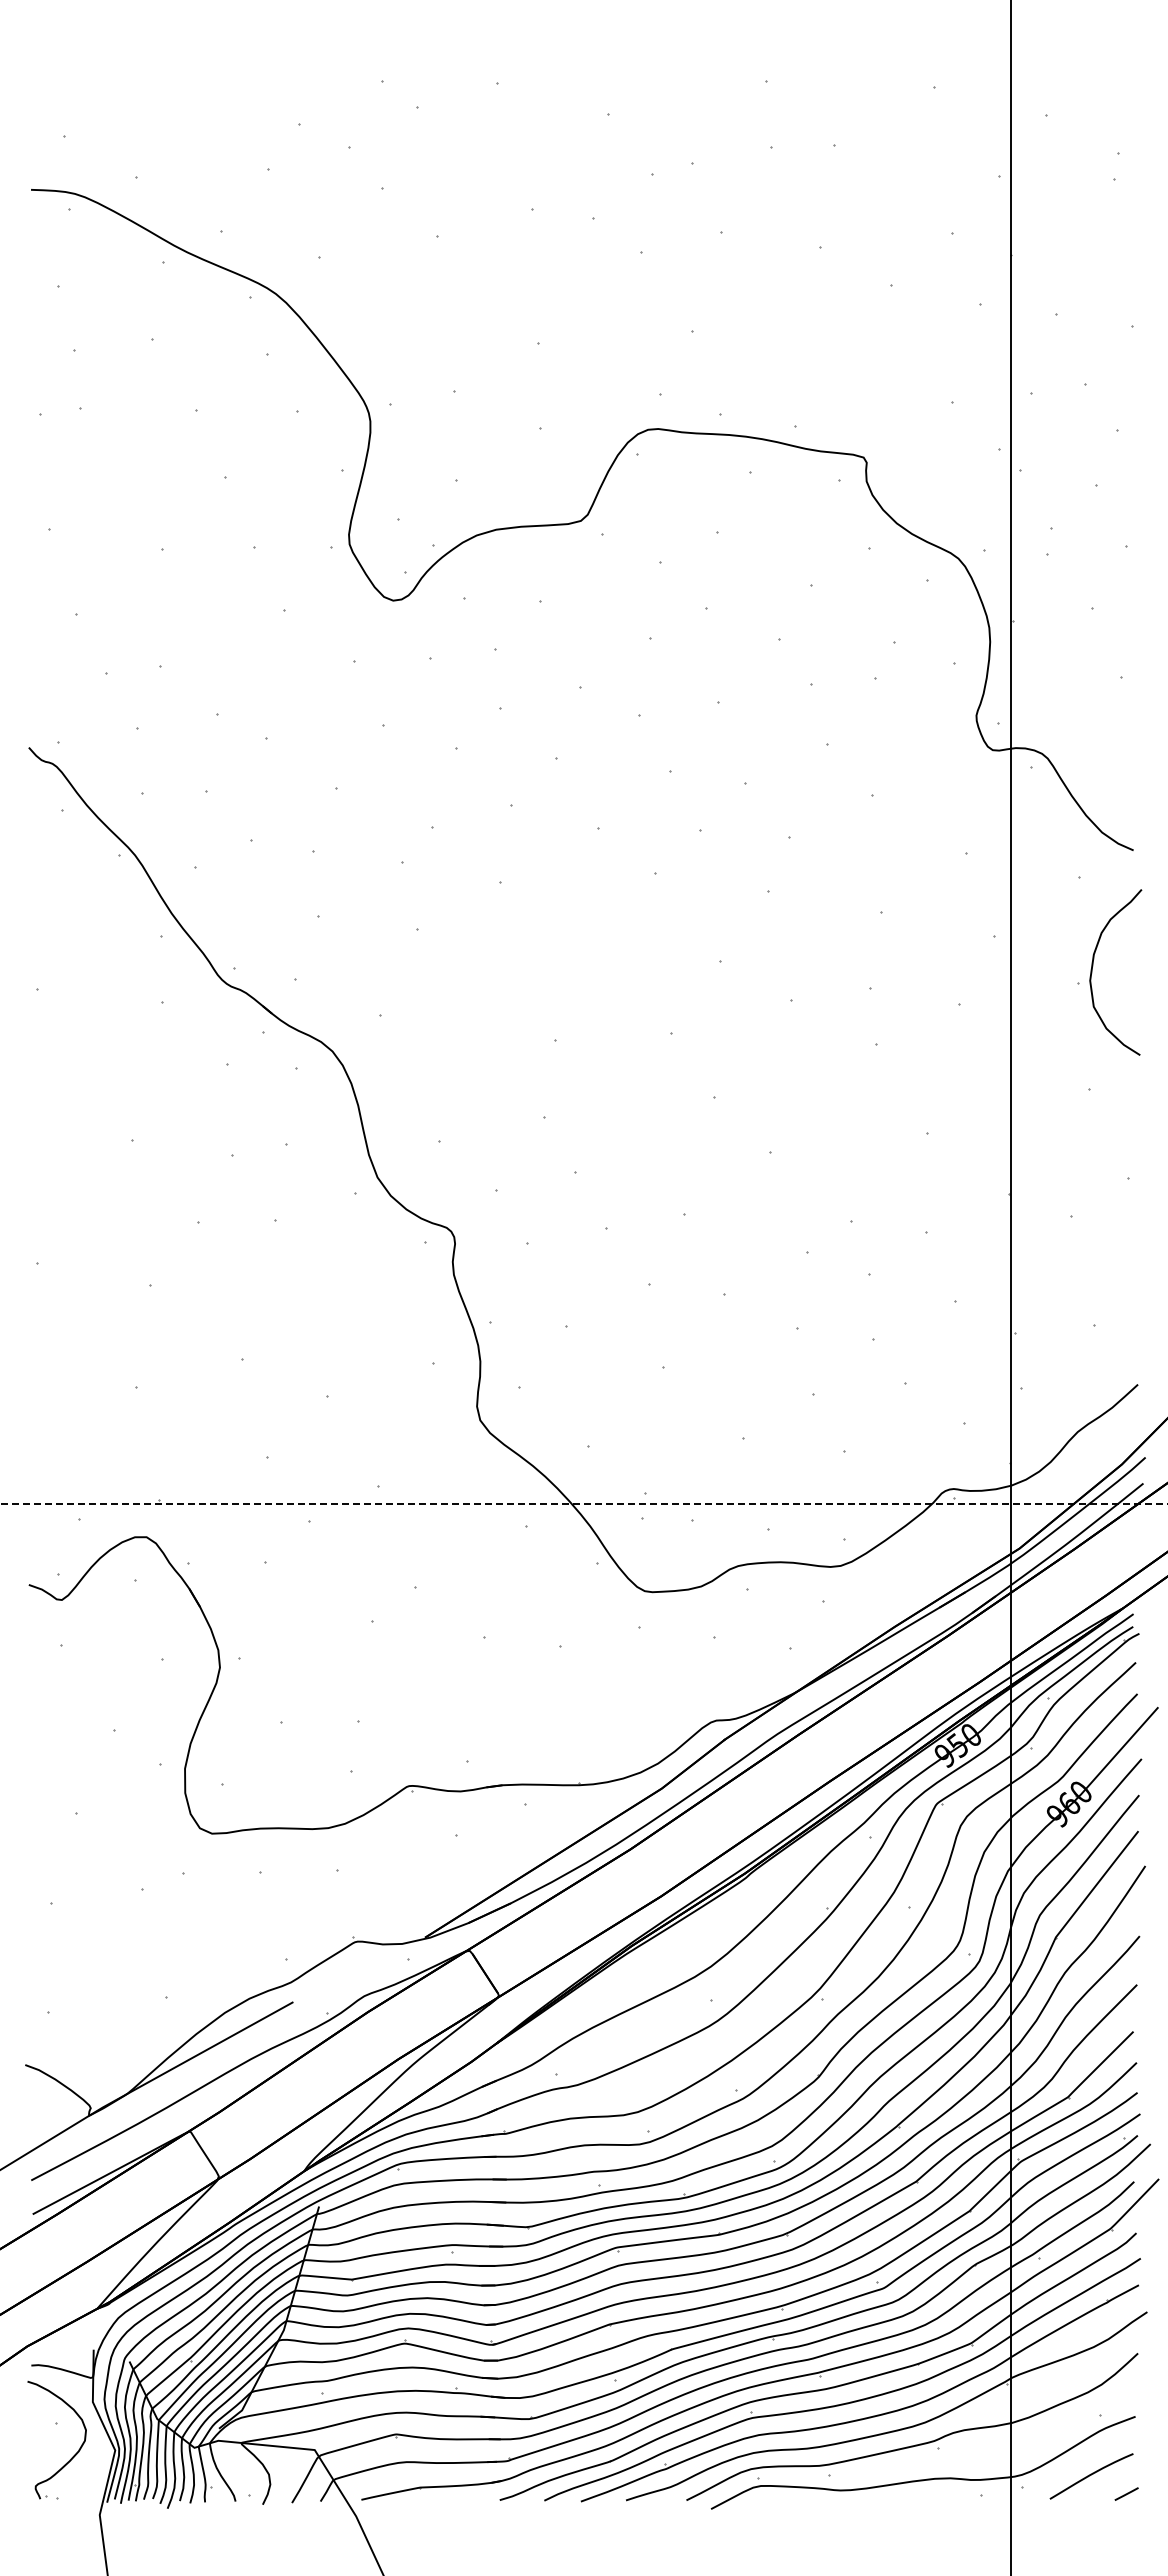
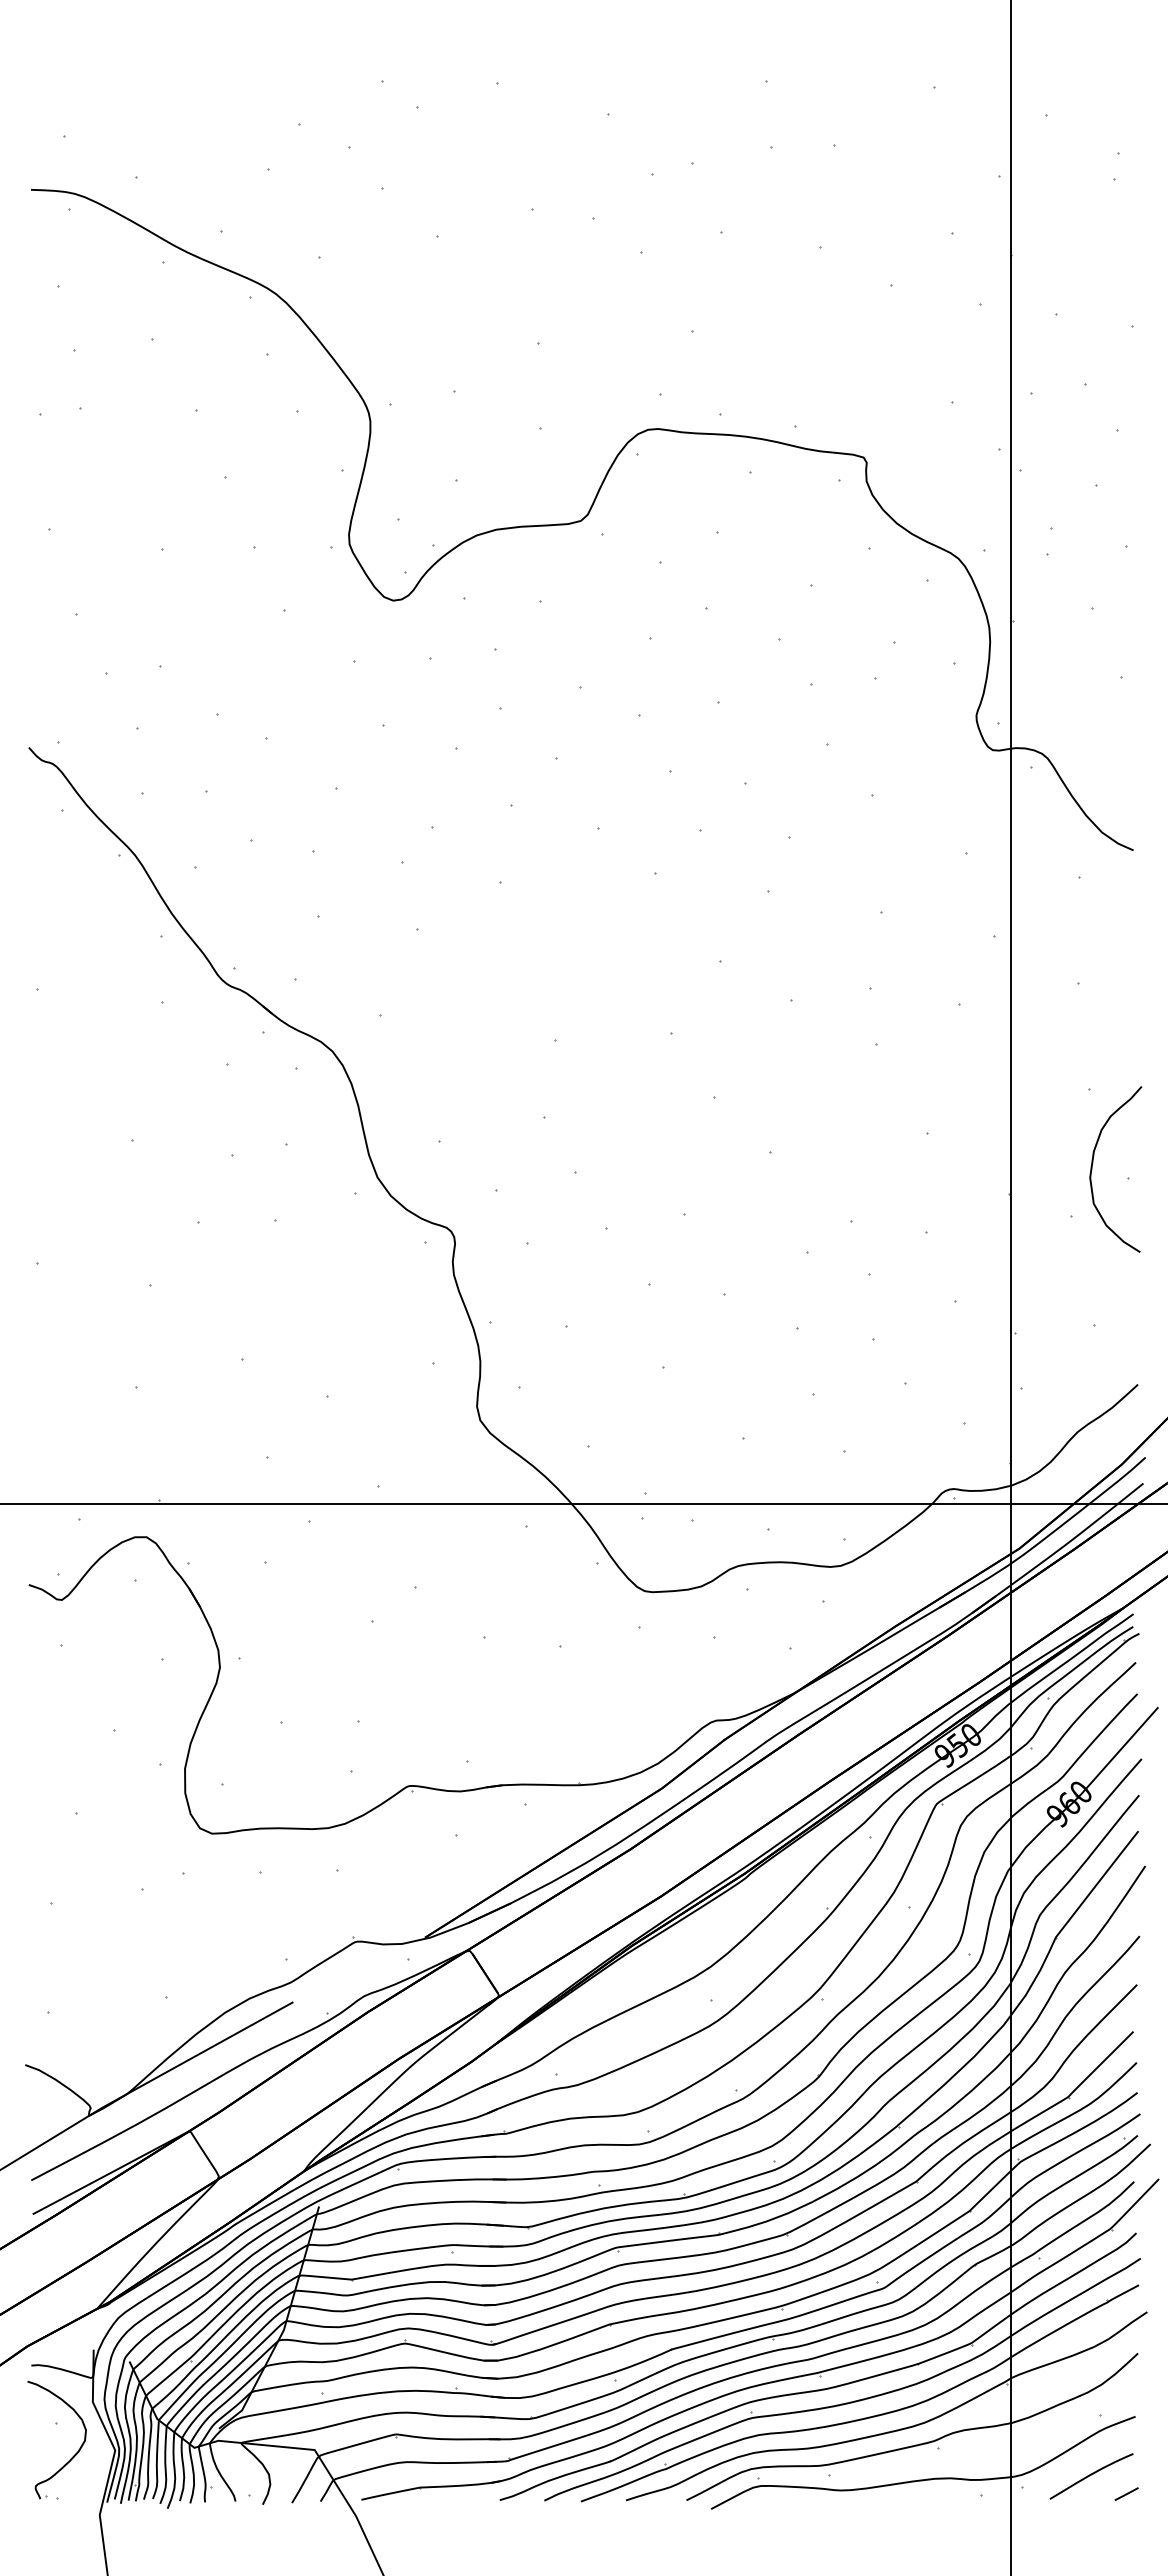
curve position: (1093, 966) -> (1093, 1163) (1093, 1163)
line: dashed -> solid (583, 1503)
